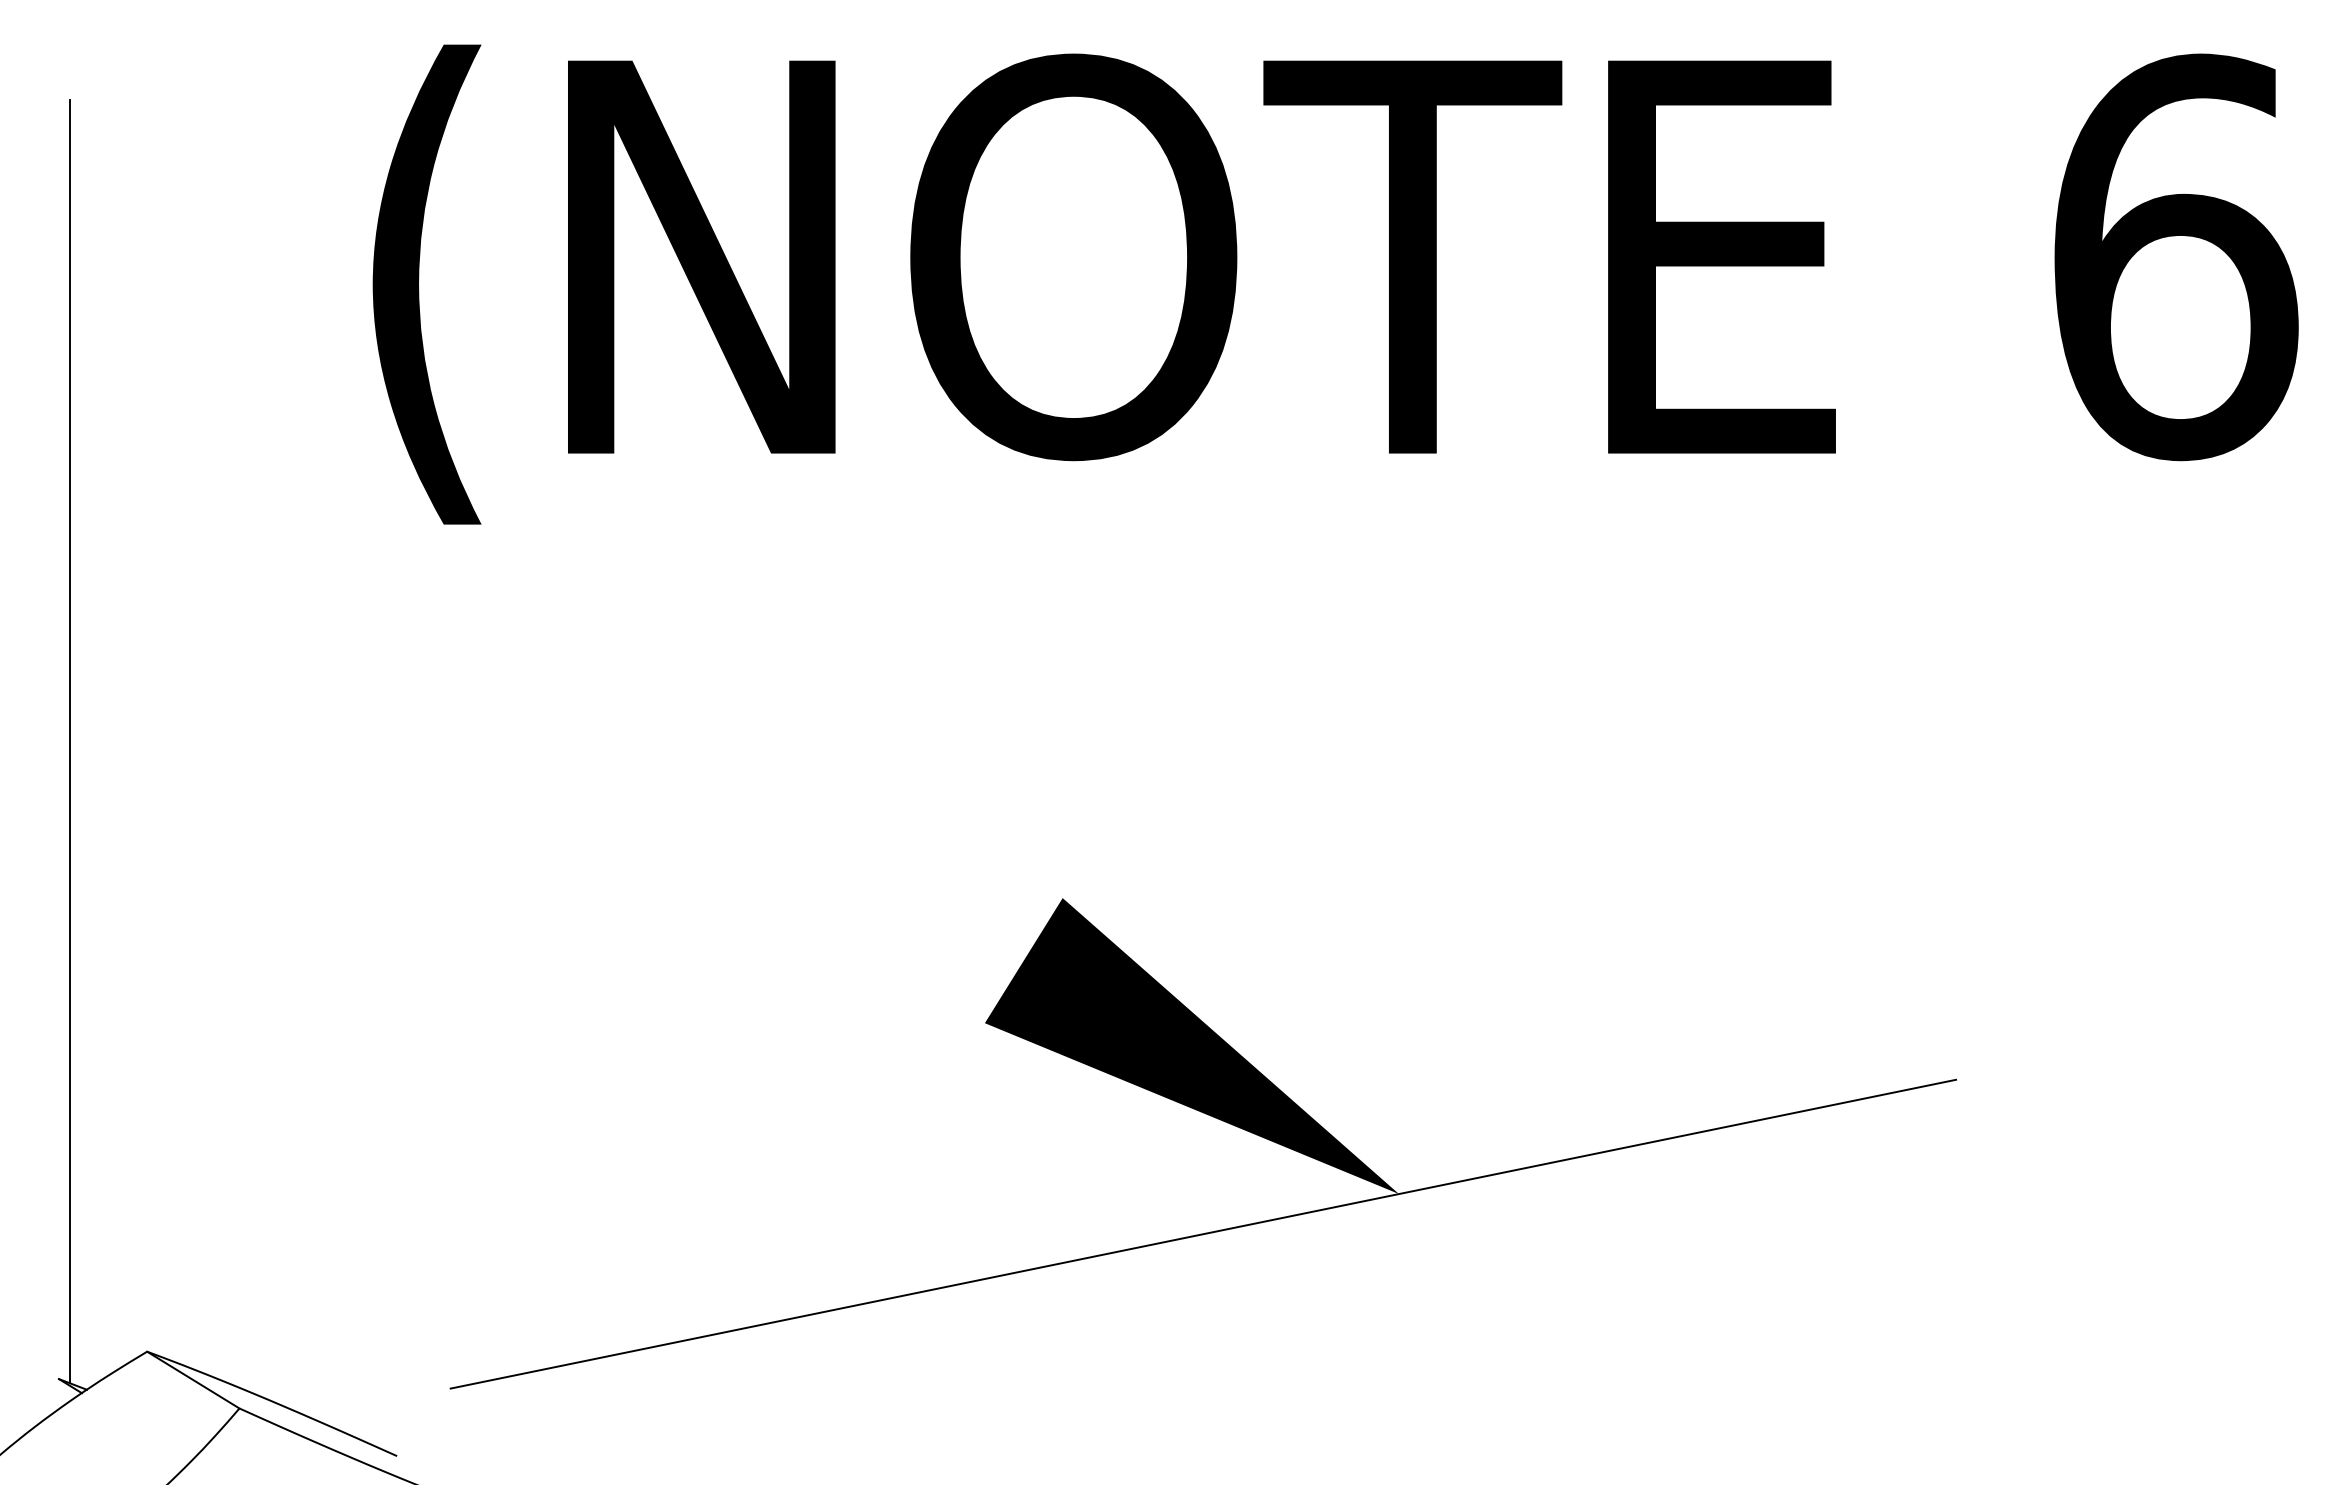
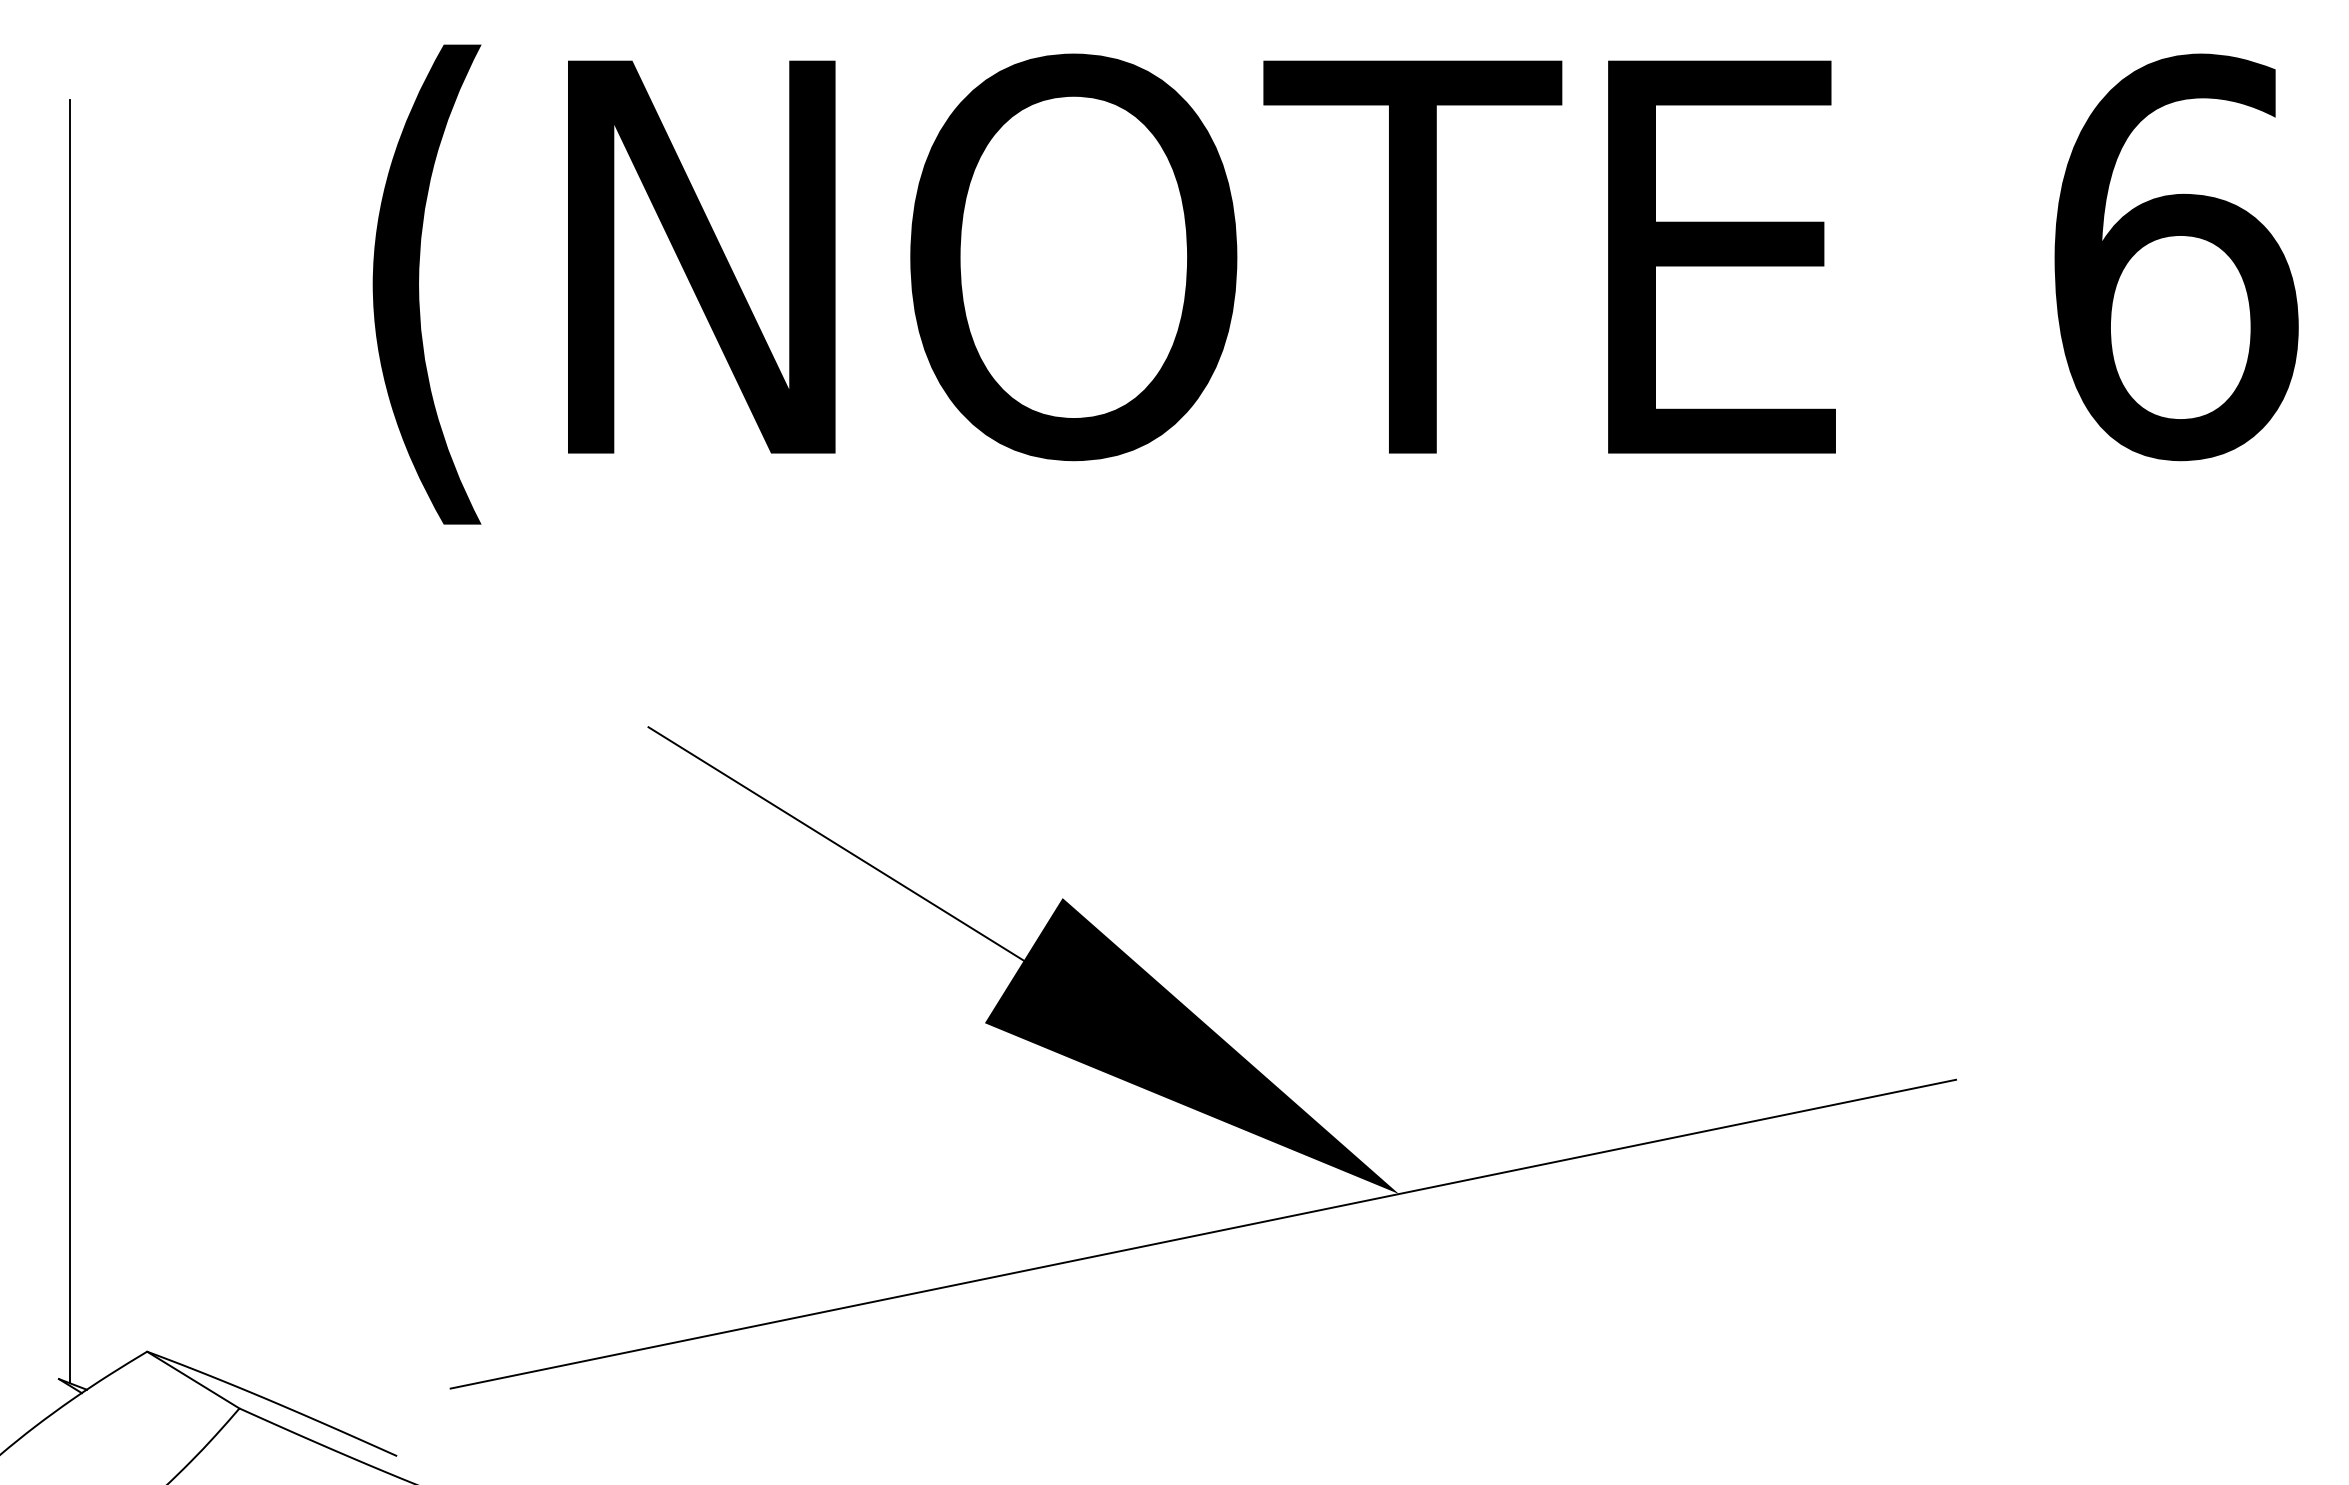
line: none -> present (835, 843)
